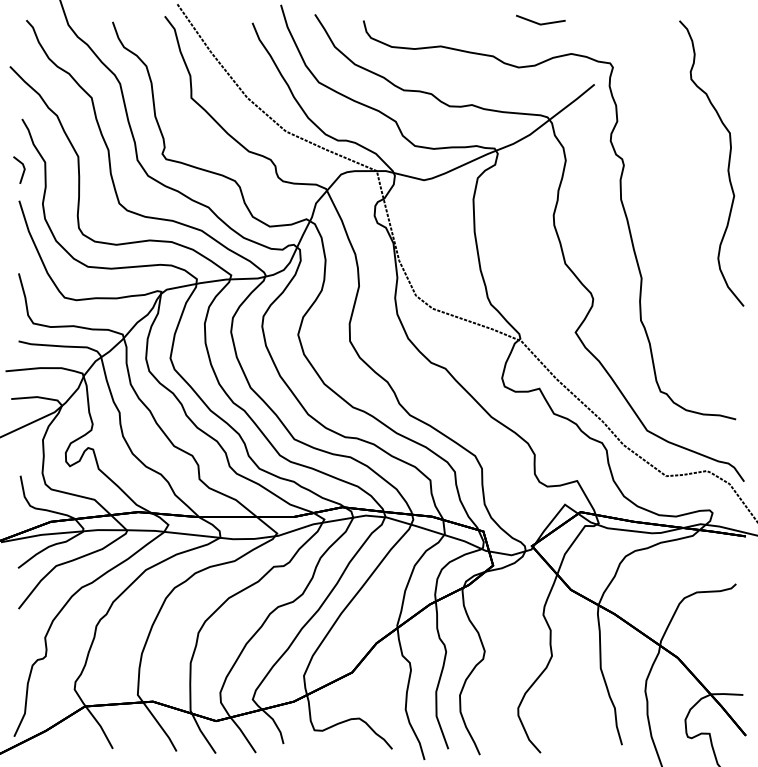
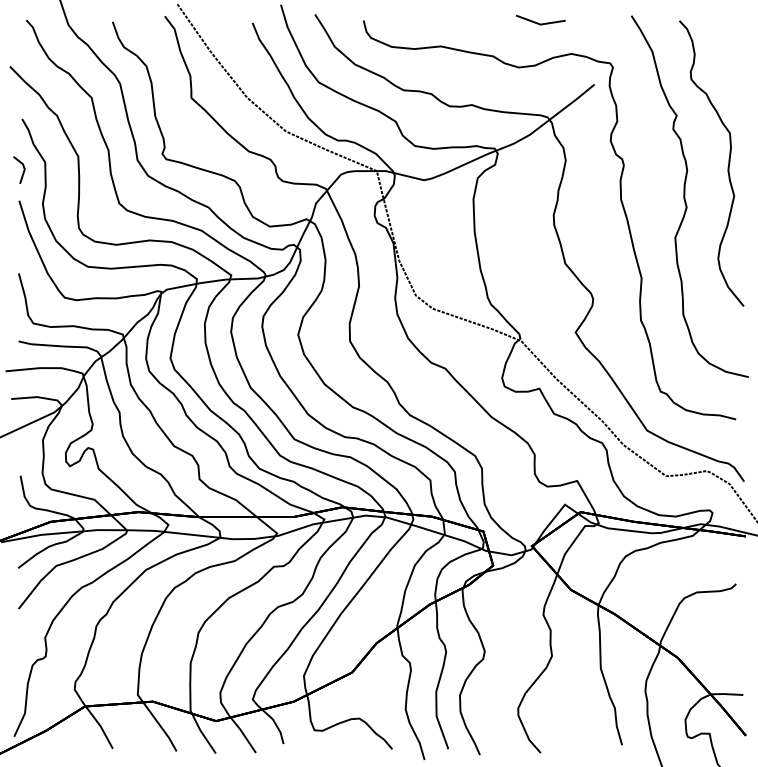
curve: none -> present (685, 196)
